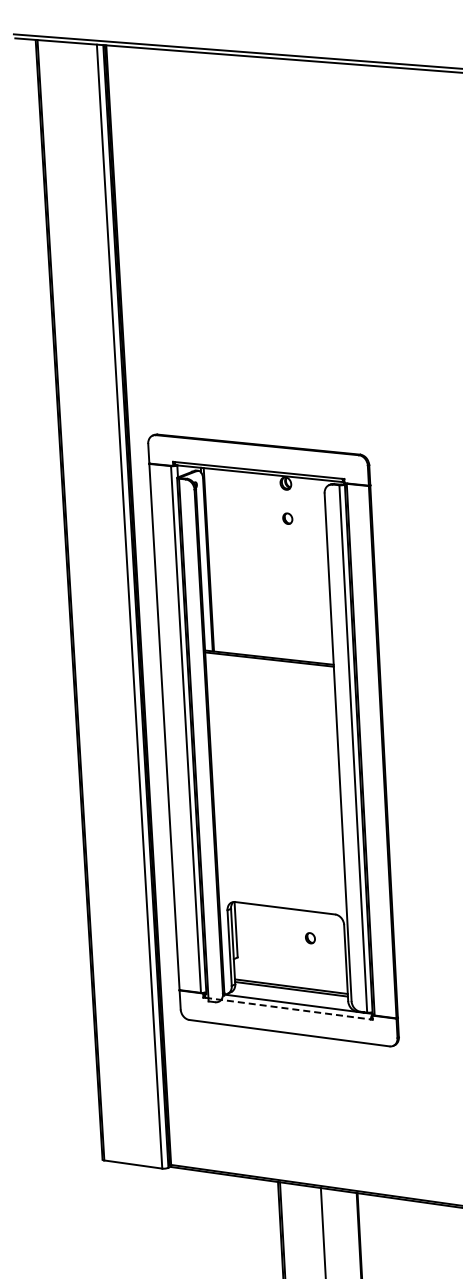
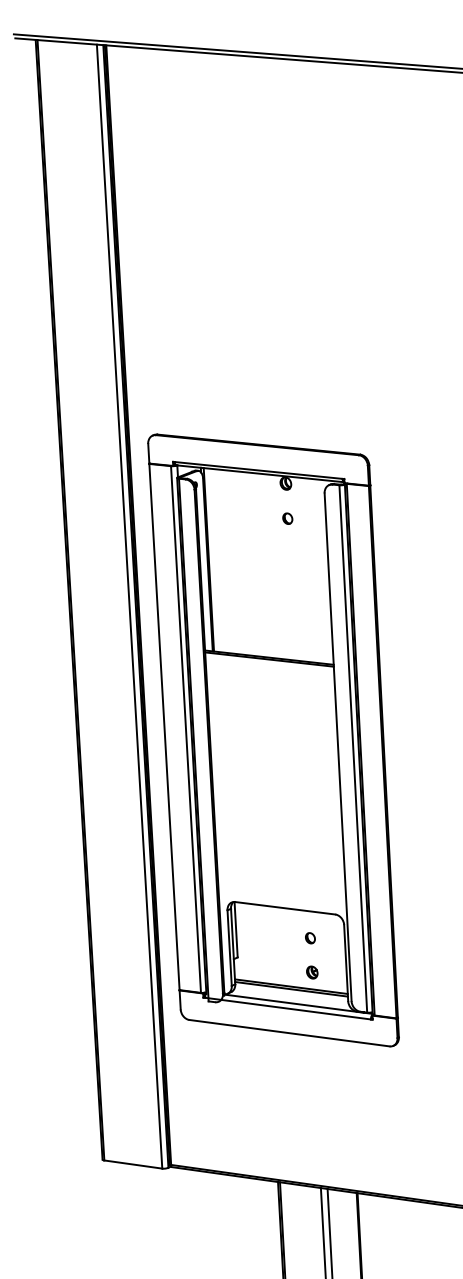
part: none -> present (312, 972)
line: dashed -> solid (288, 1008)
line: none -> present (329, 1231)
